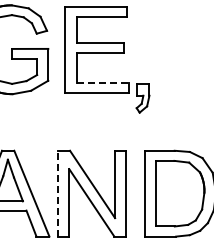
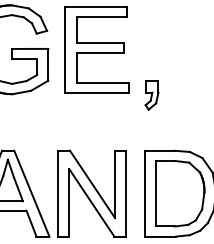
line: dashed -> solid (103, 82)
part position: (142, 98) -> (151, 95) (151, 95)
line: dashed -> solid (58, 193)
